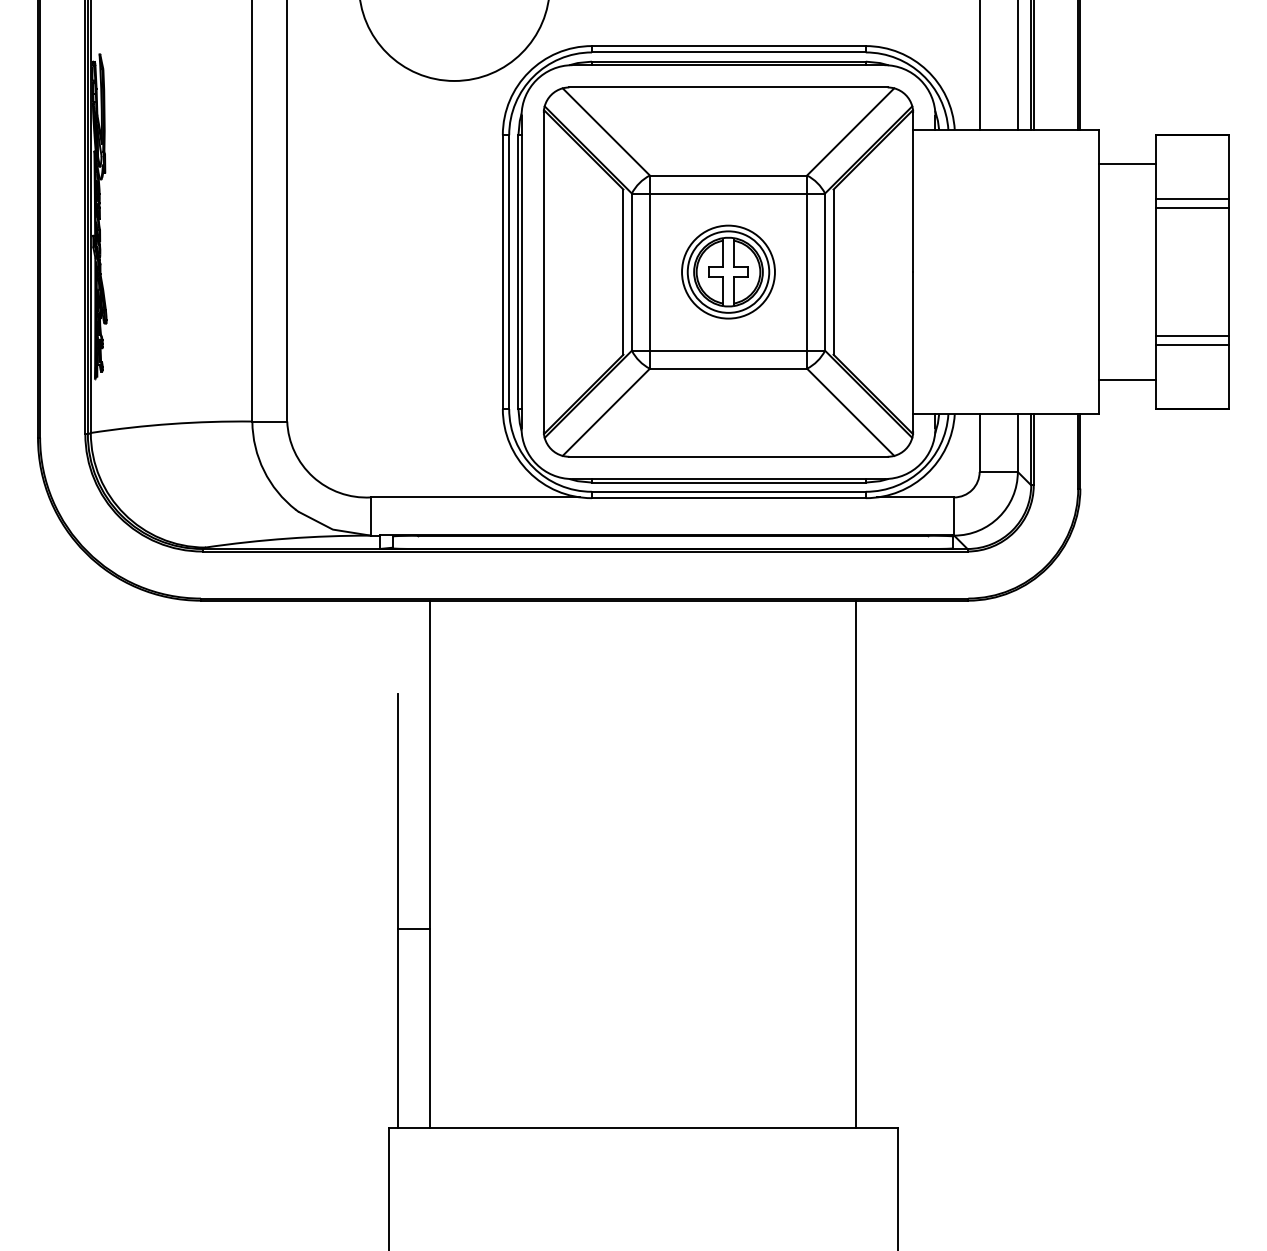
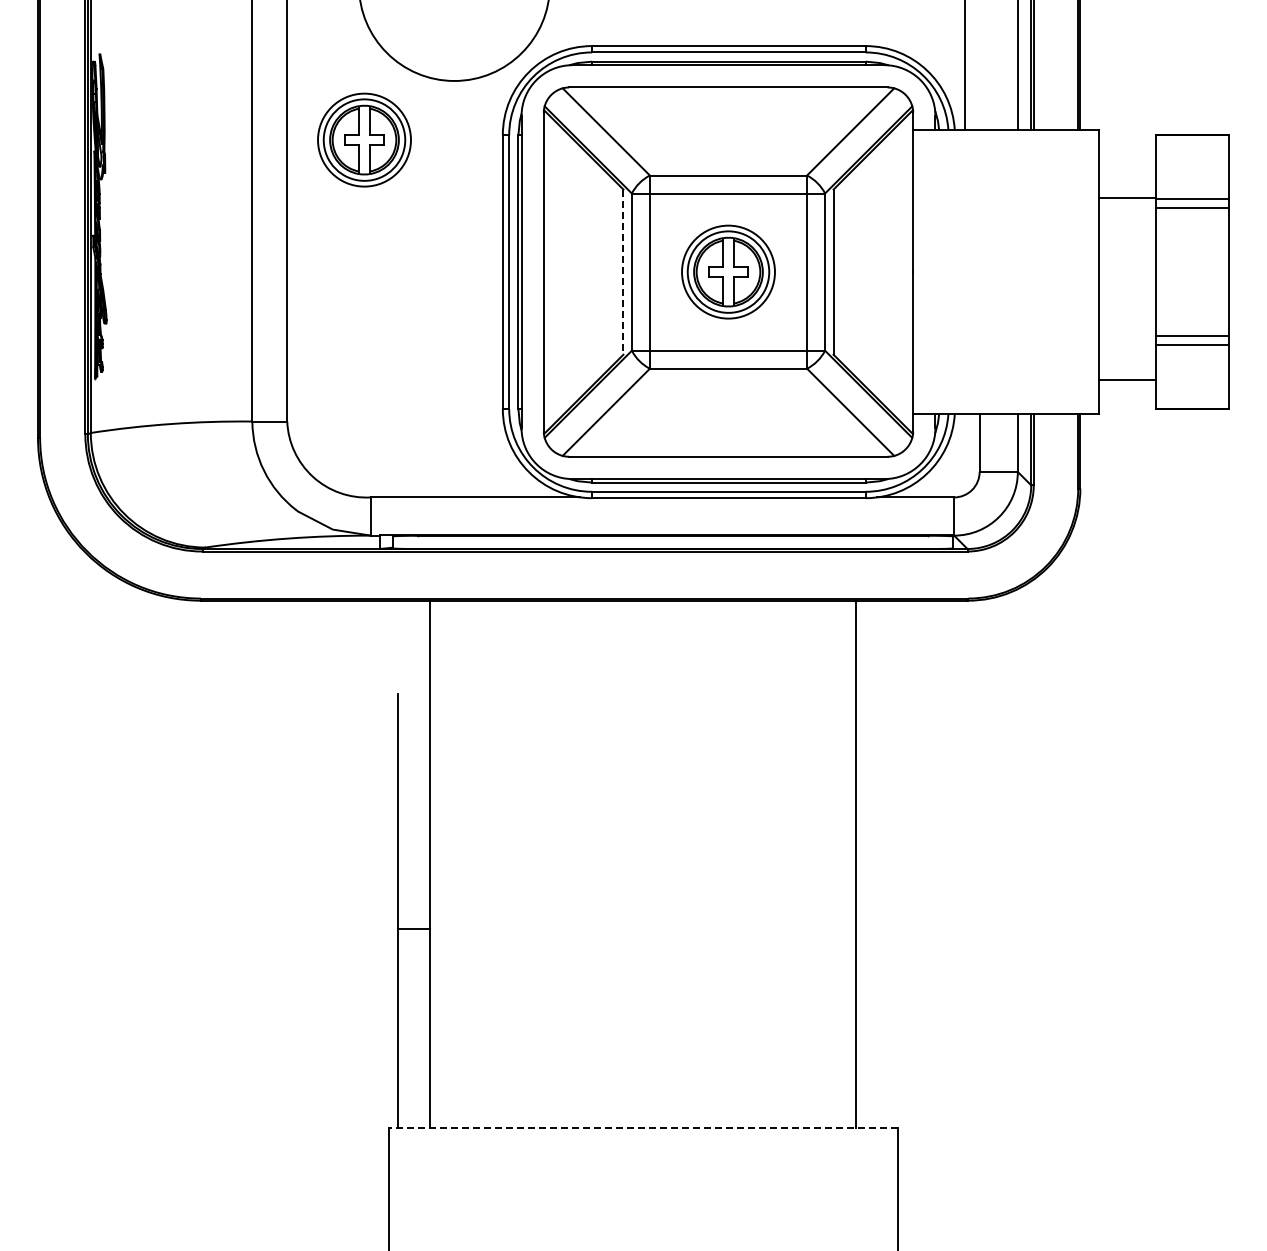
line position: (979, 66) -> (964, 66) (964, 66)
part: none -> present (364, 139)
line position: (1127, 163) -> (1127, 197) (1127, 197)
line: solid -> dashed (623, 272)
line: solid -> dashed (643, 1127)
